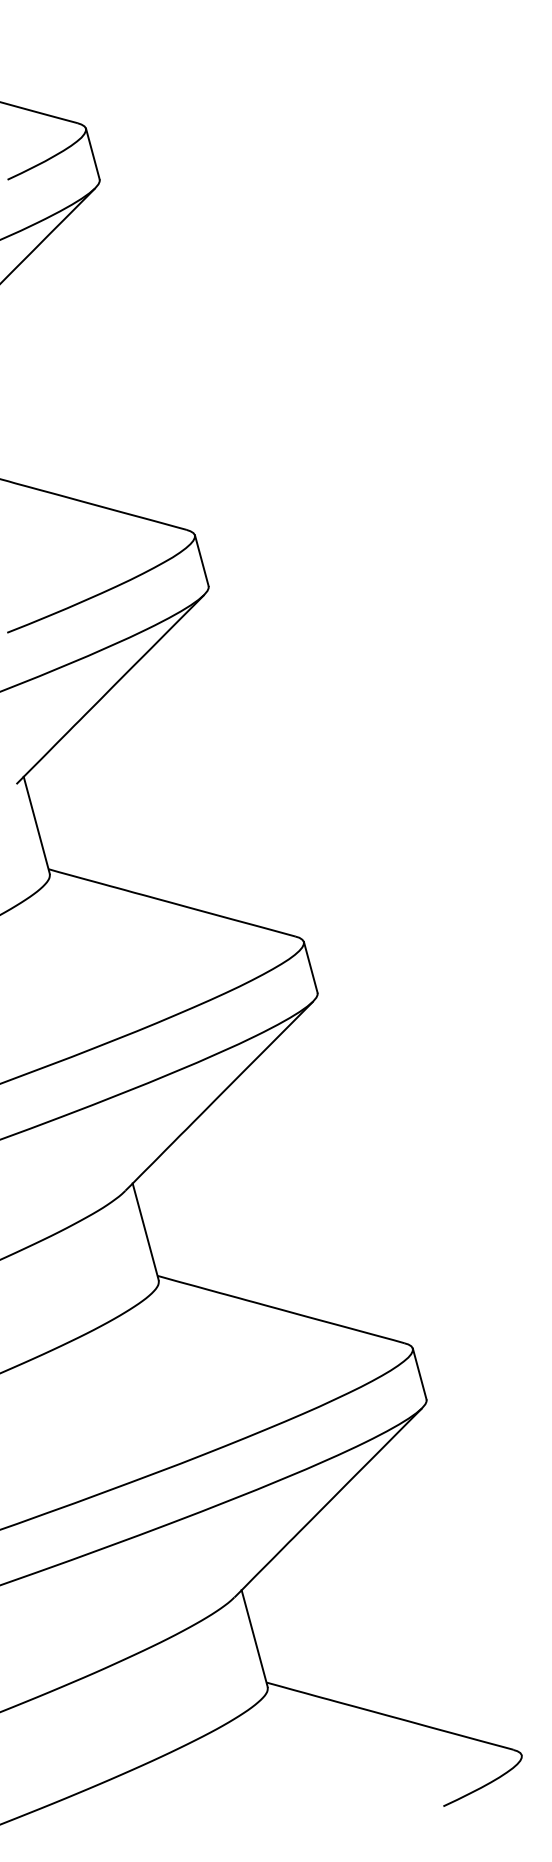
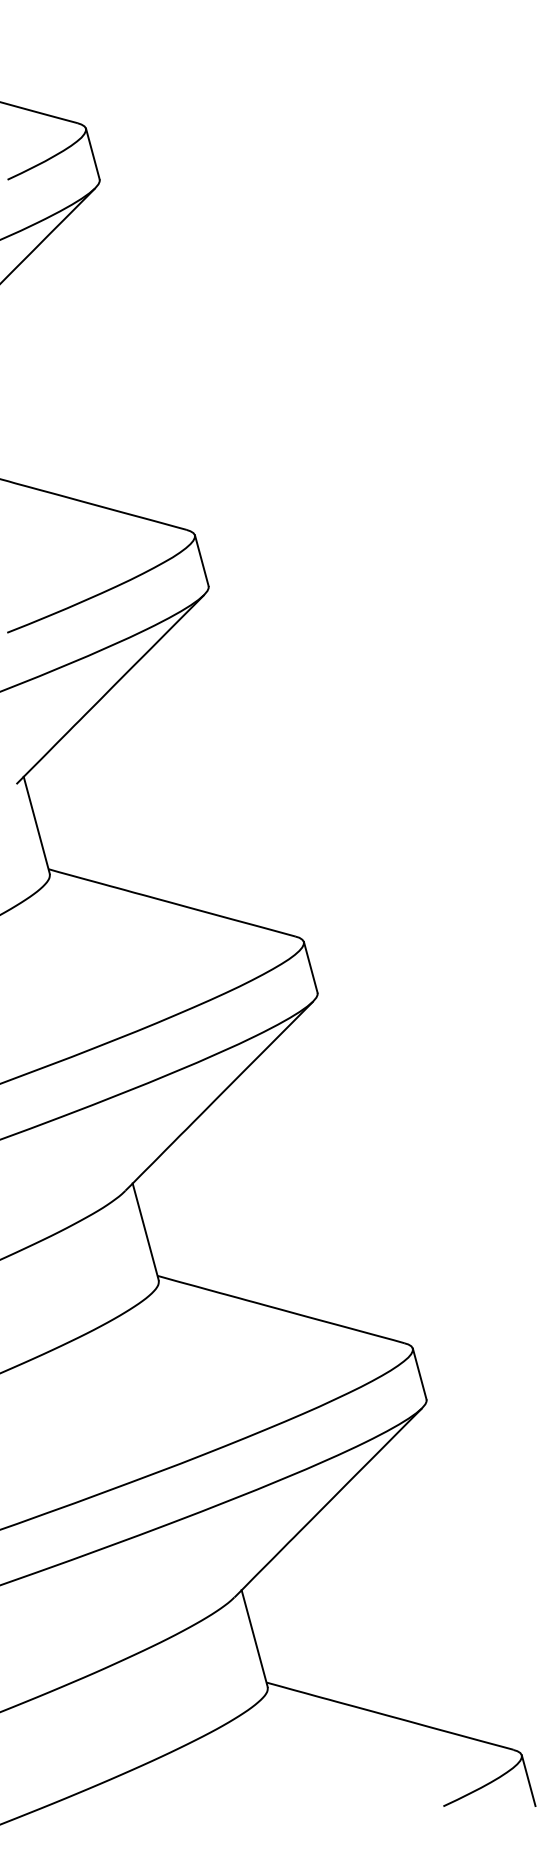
line: none -> present (528, 1780)
